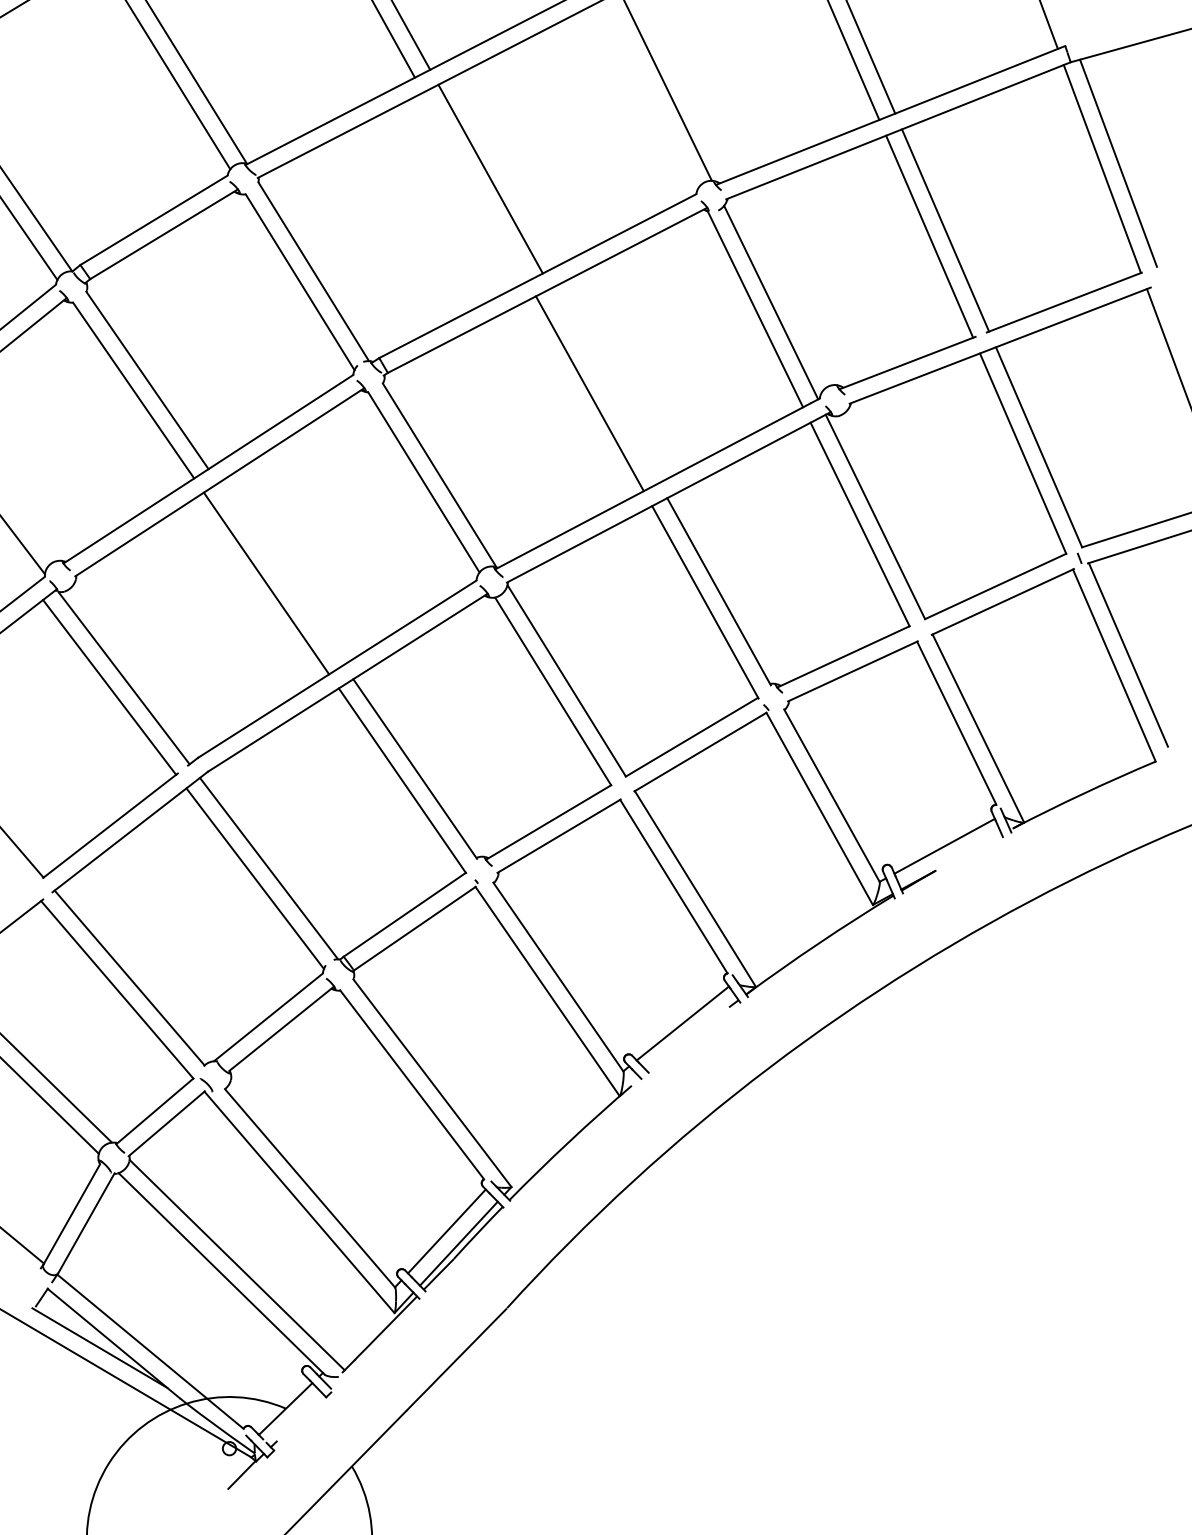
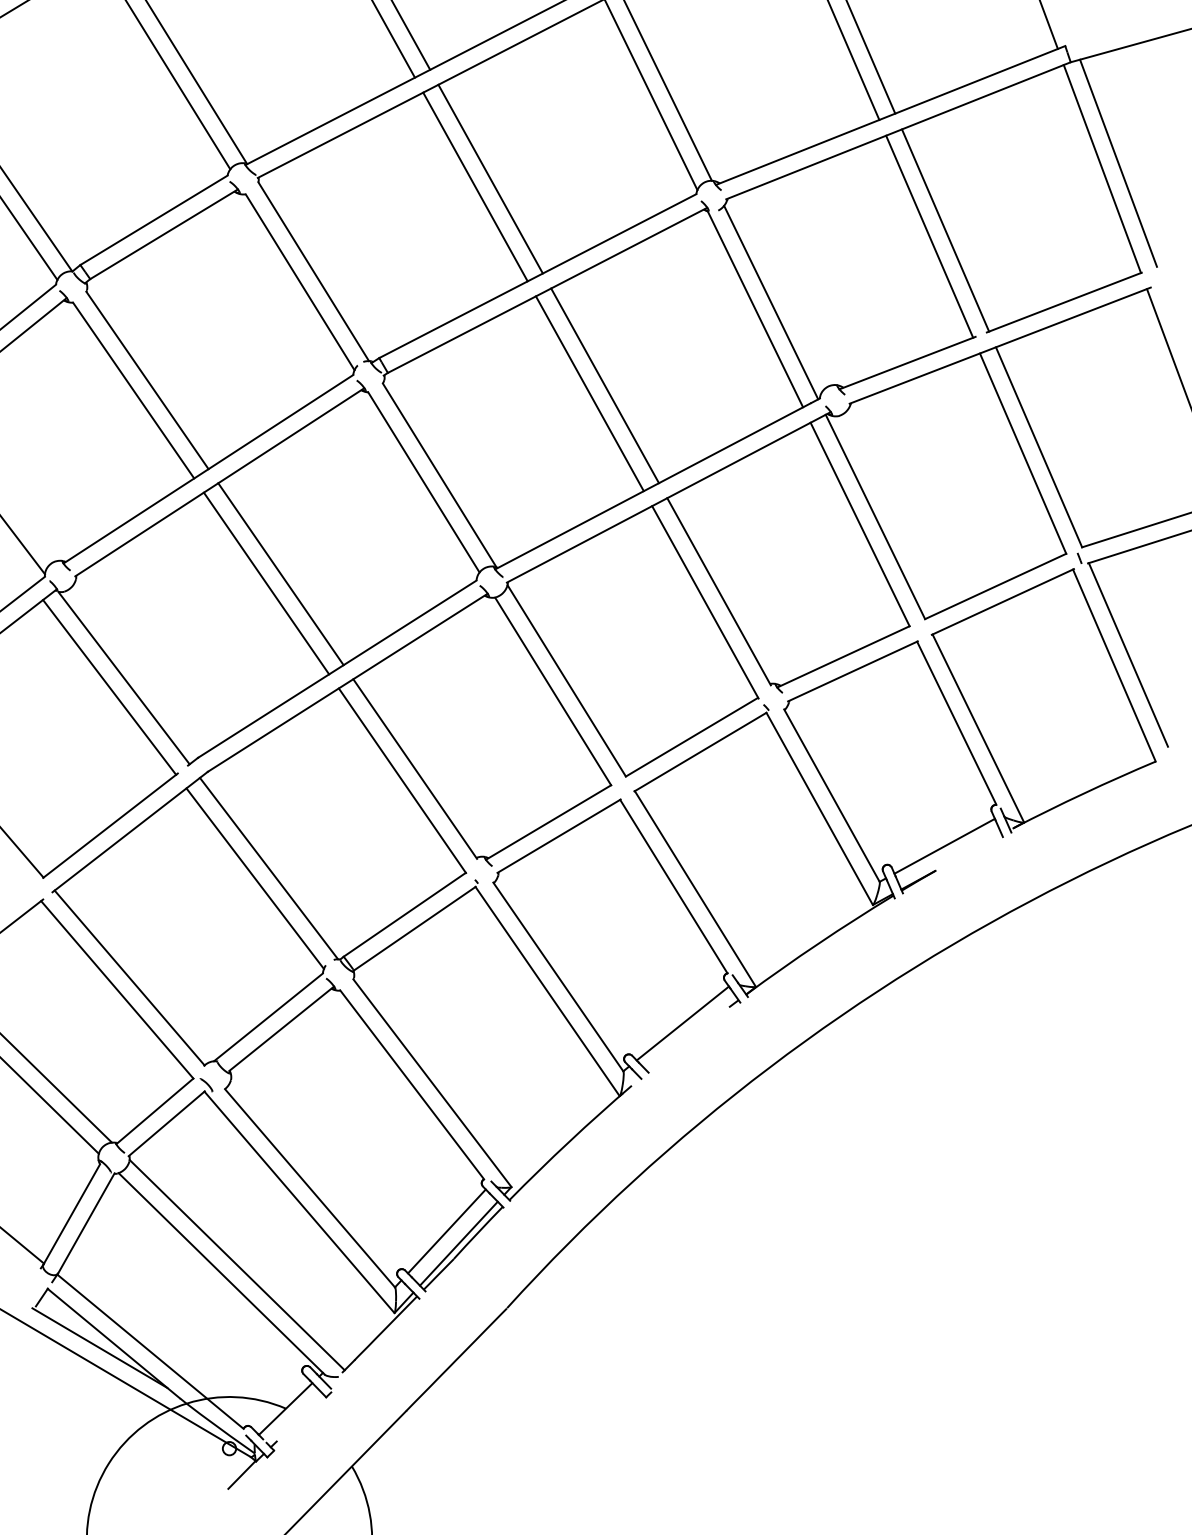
line: none -> present (651, 96)
line: none -> present (475, 186)
line: none -> present (605, 385)
line: none -> present (280, 574)
